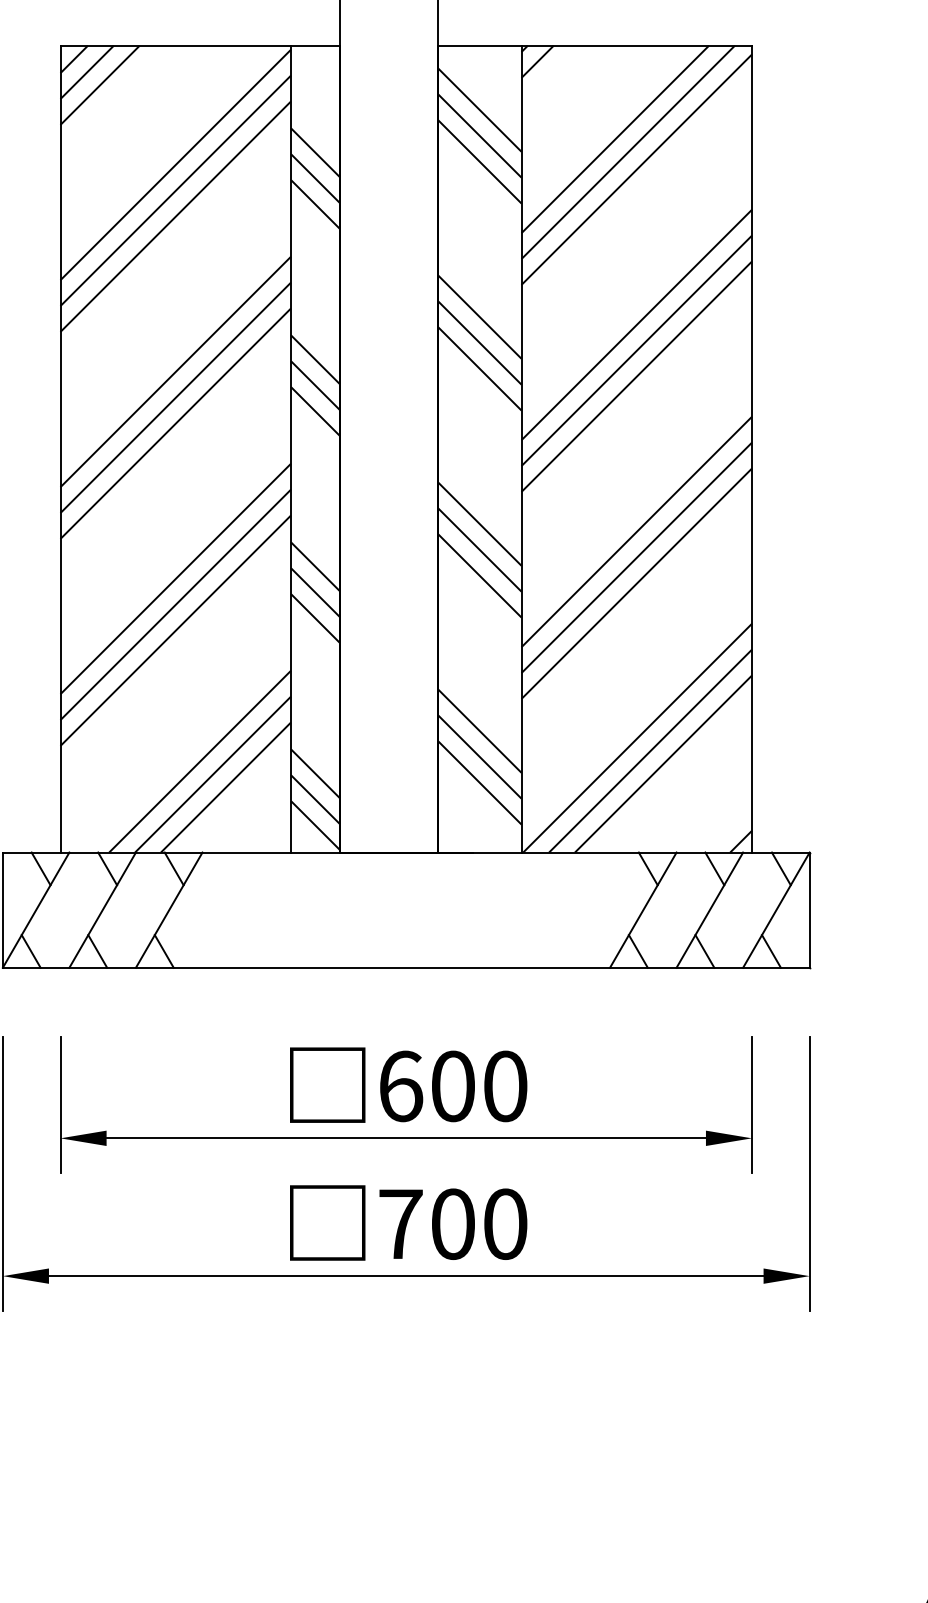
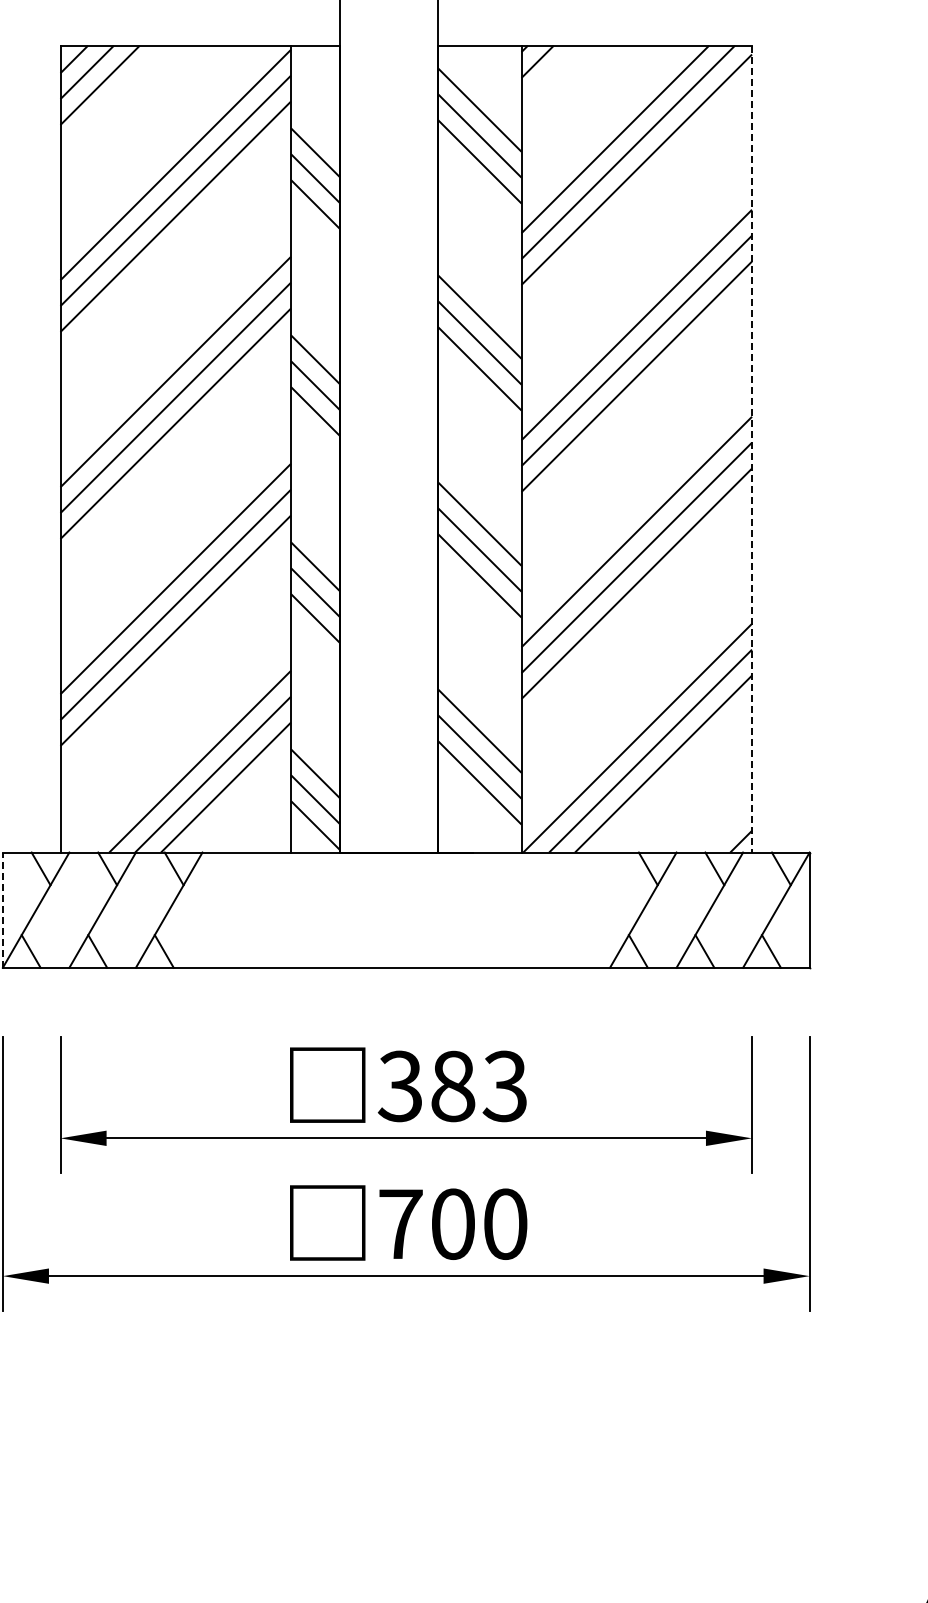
line: solid -> dashed (752, 449)
line: solid -> dashed (2, 910)
text: 600 -> 383 (452, 1086)
